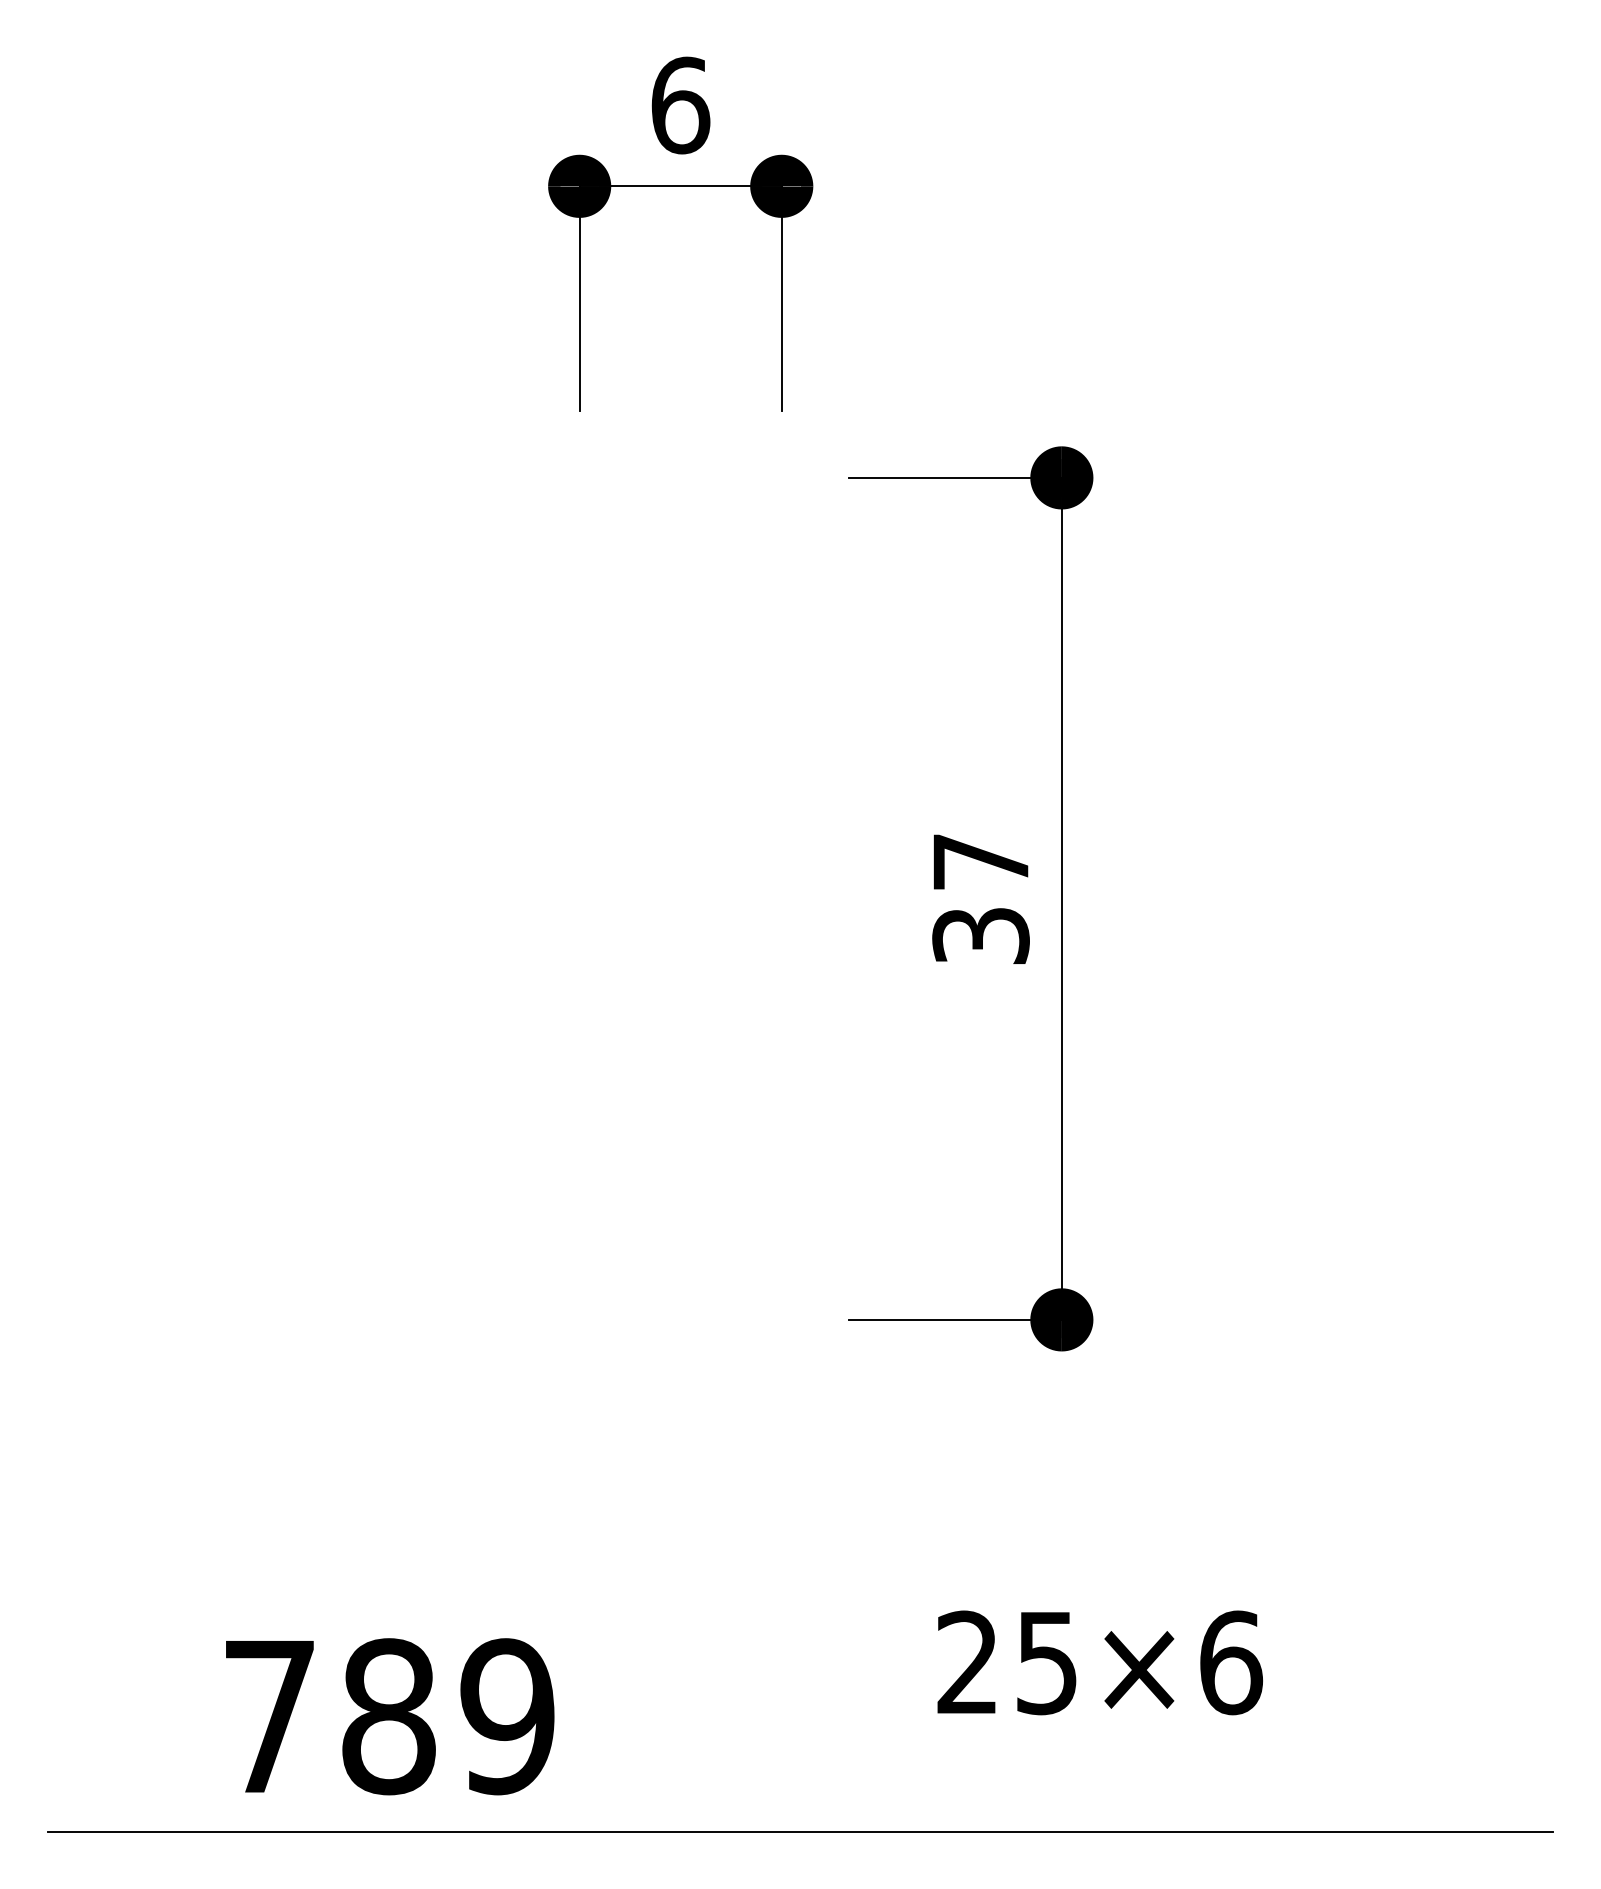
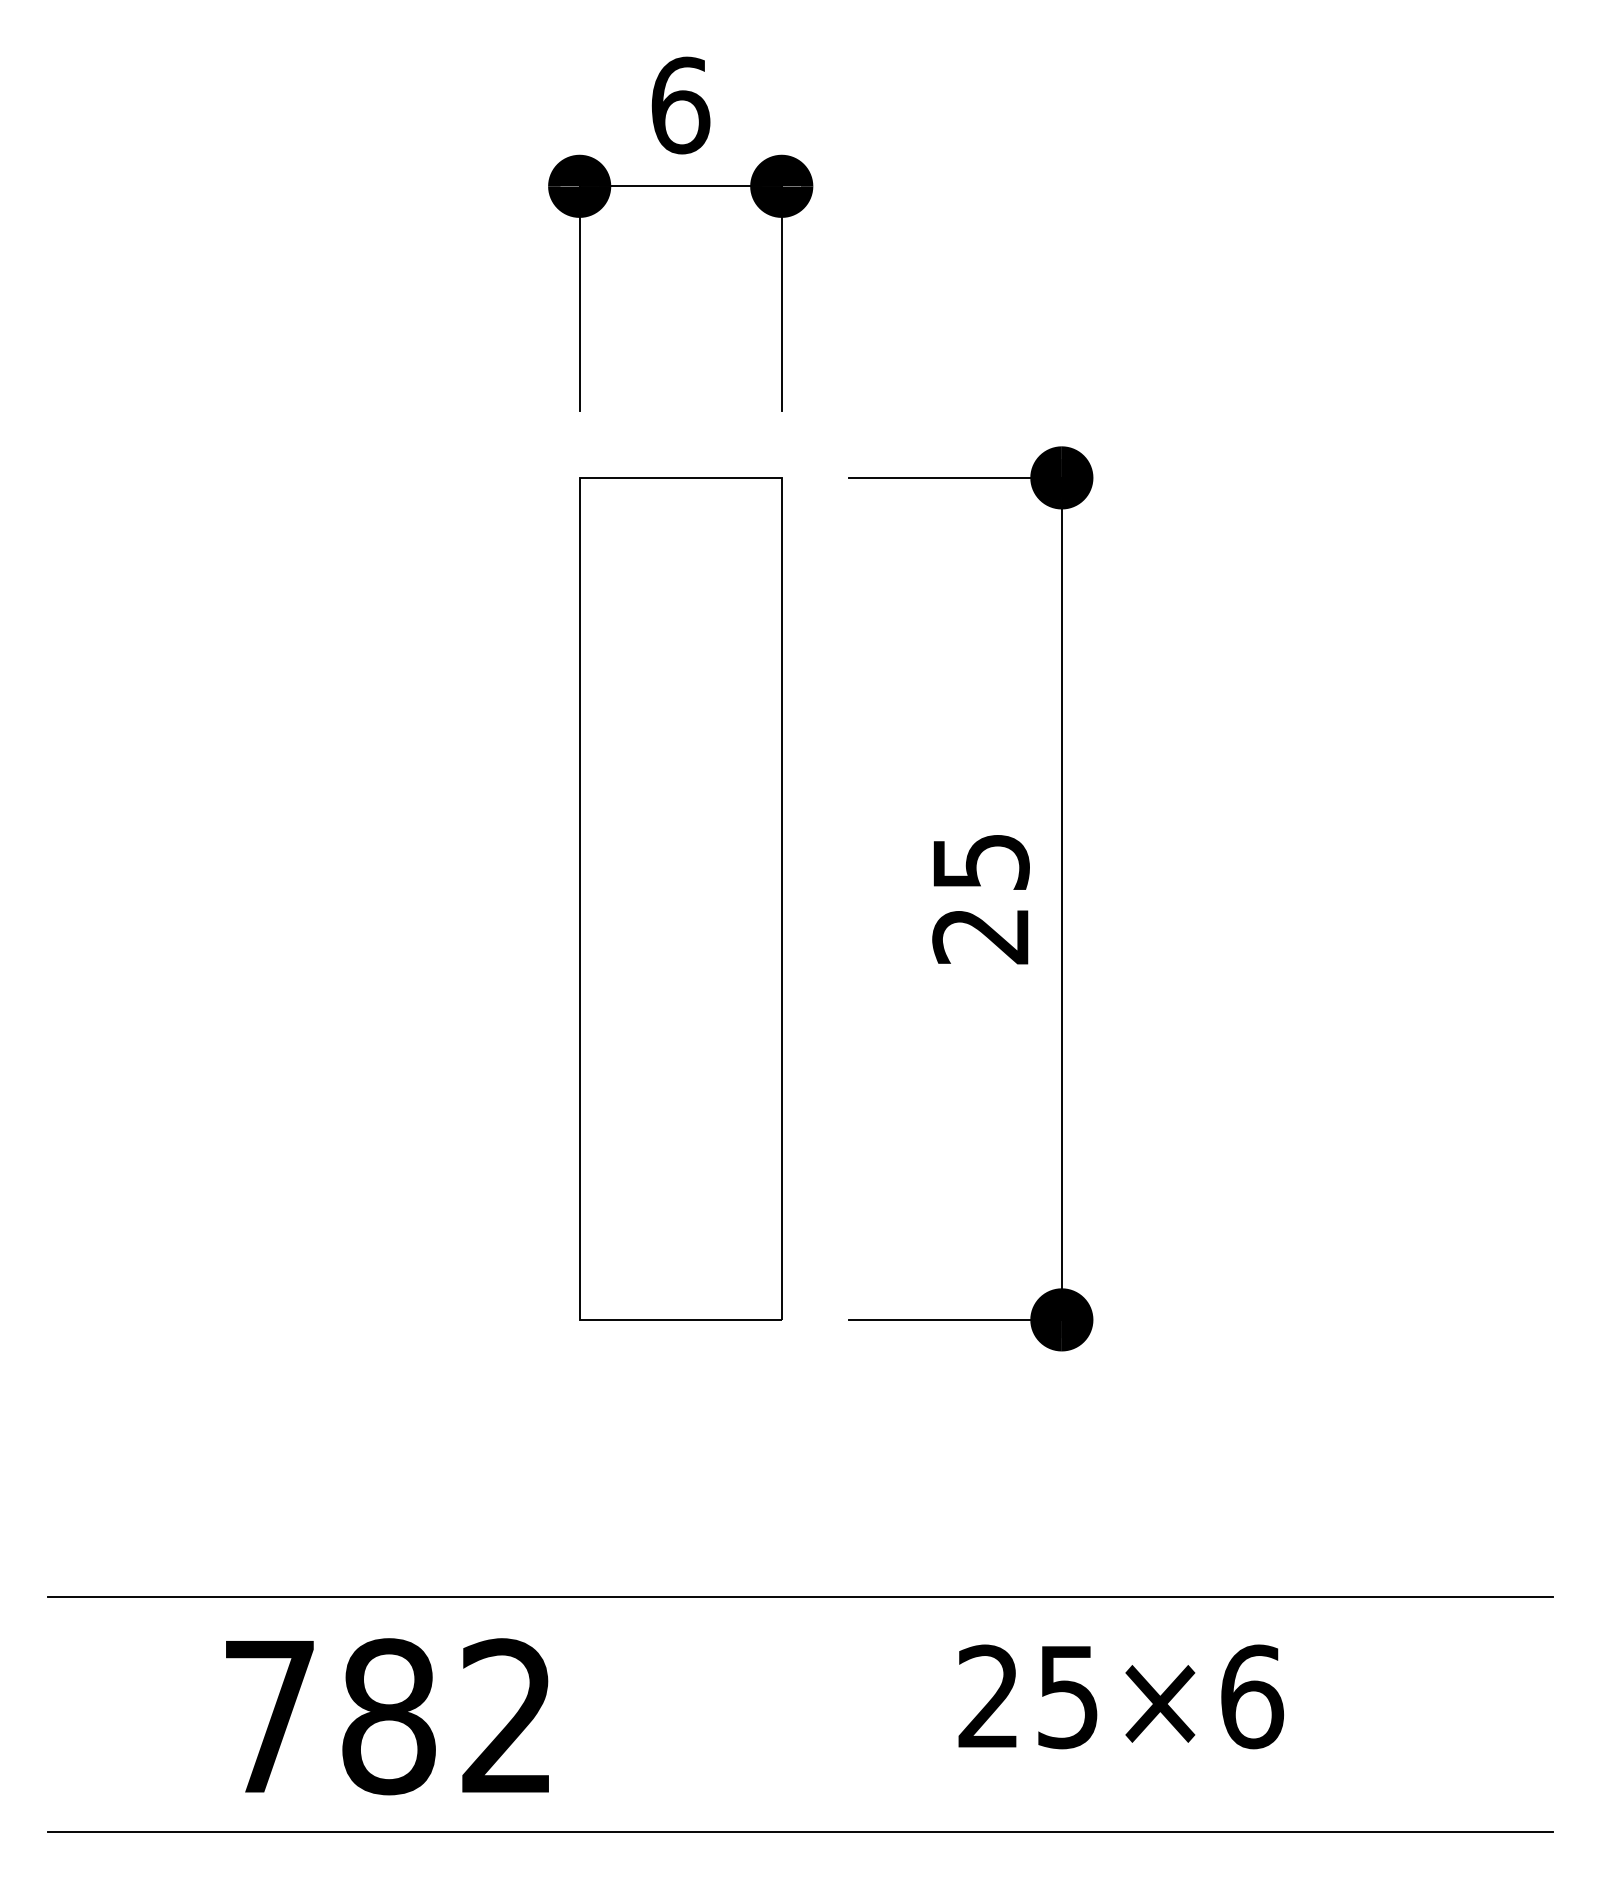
part: none -> present (680, 898)
text: 37 -> 25 (980, 899)
line: none -> present (800, 1596)
text position: (1099, 1662) -> (1120, 1696) (1120, 1696)
text: 789 -> 782 (507, 1716)
